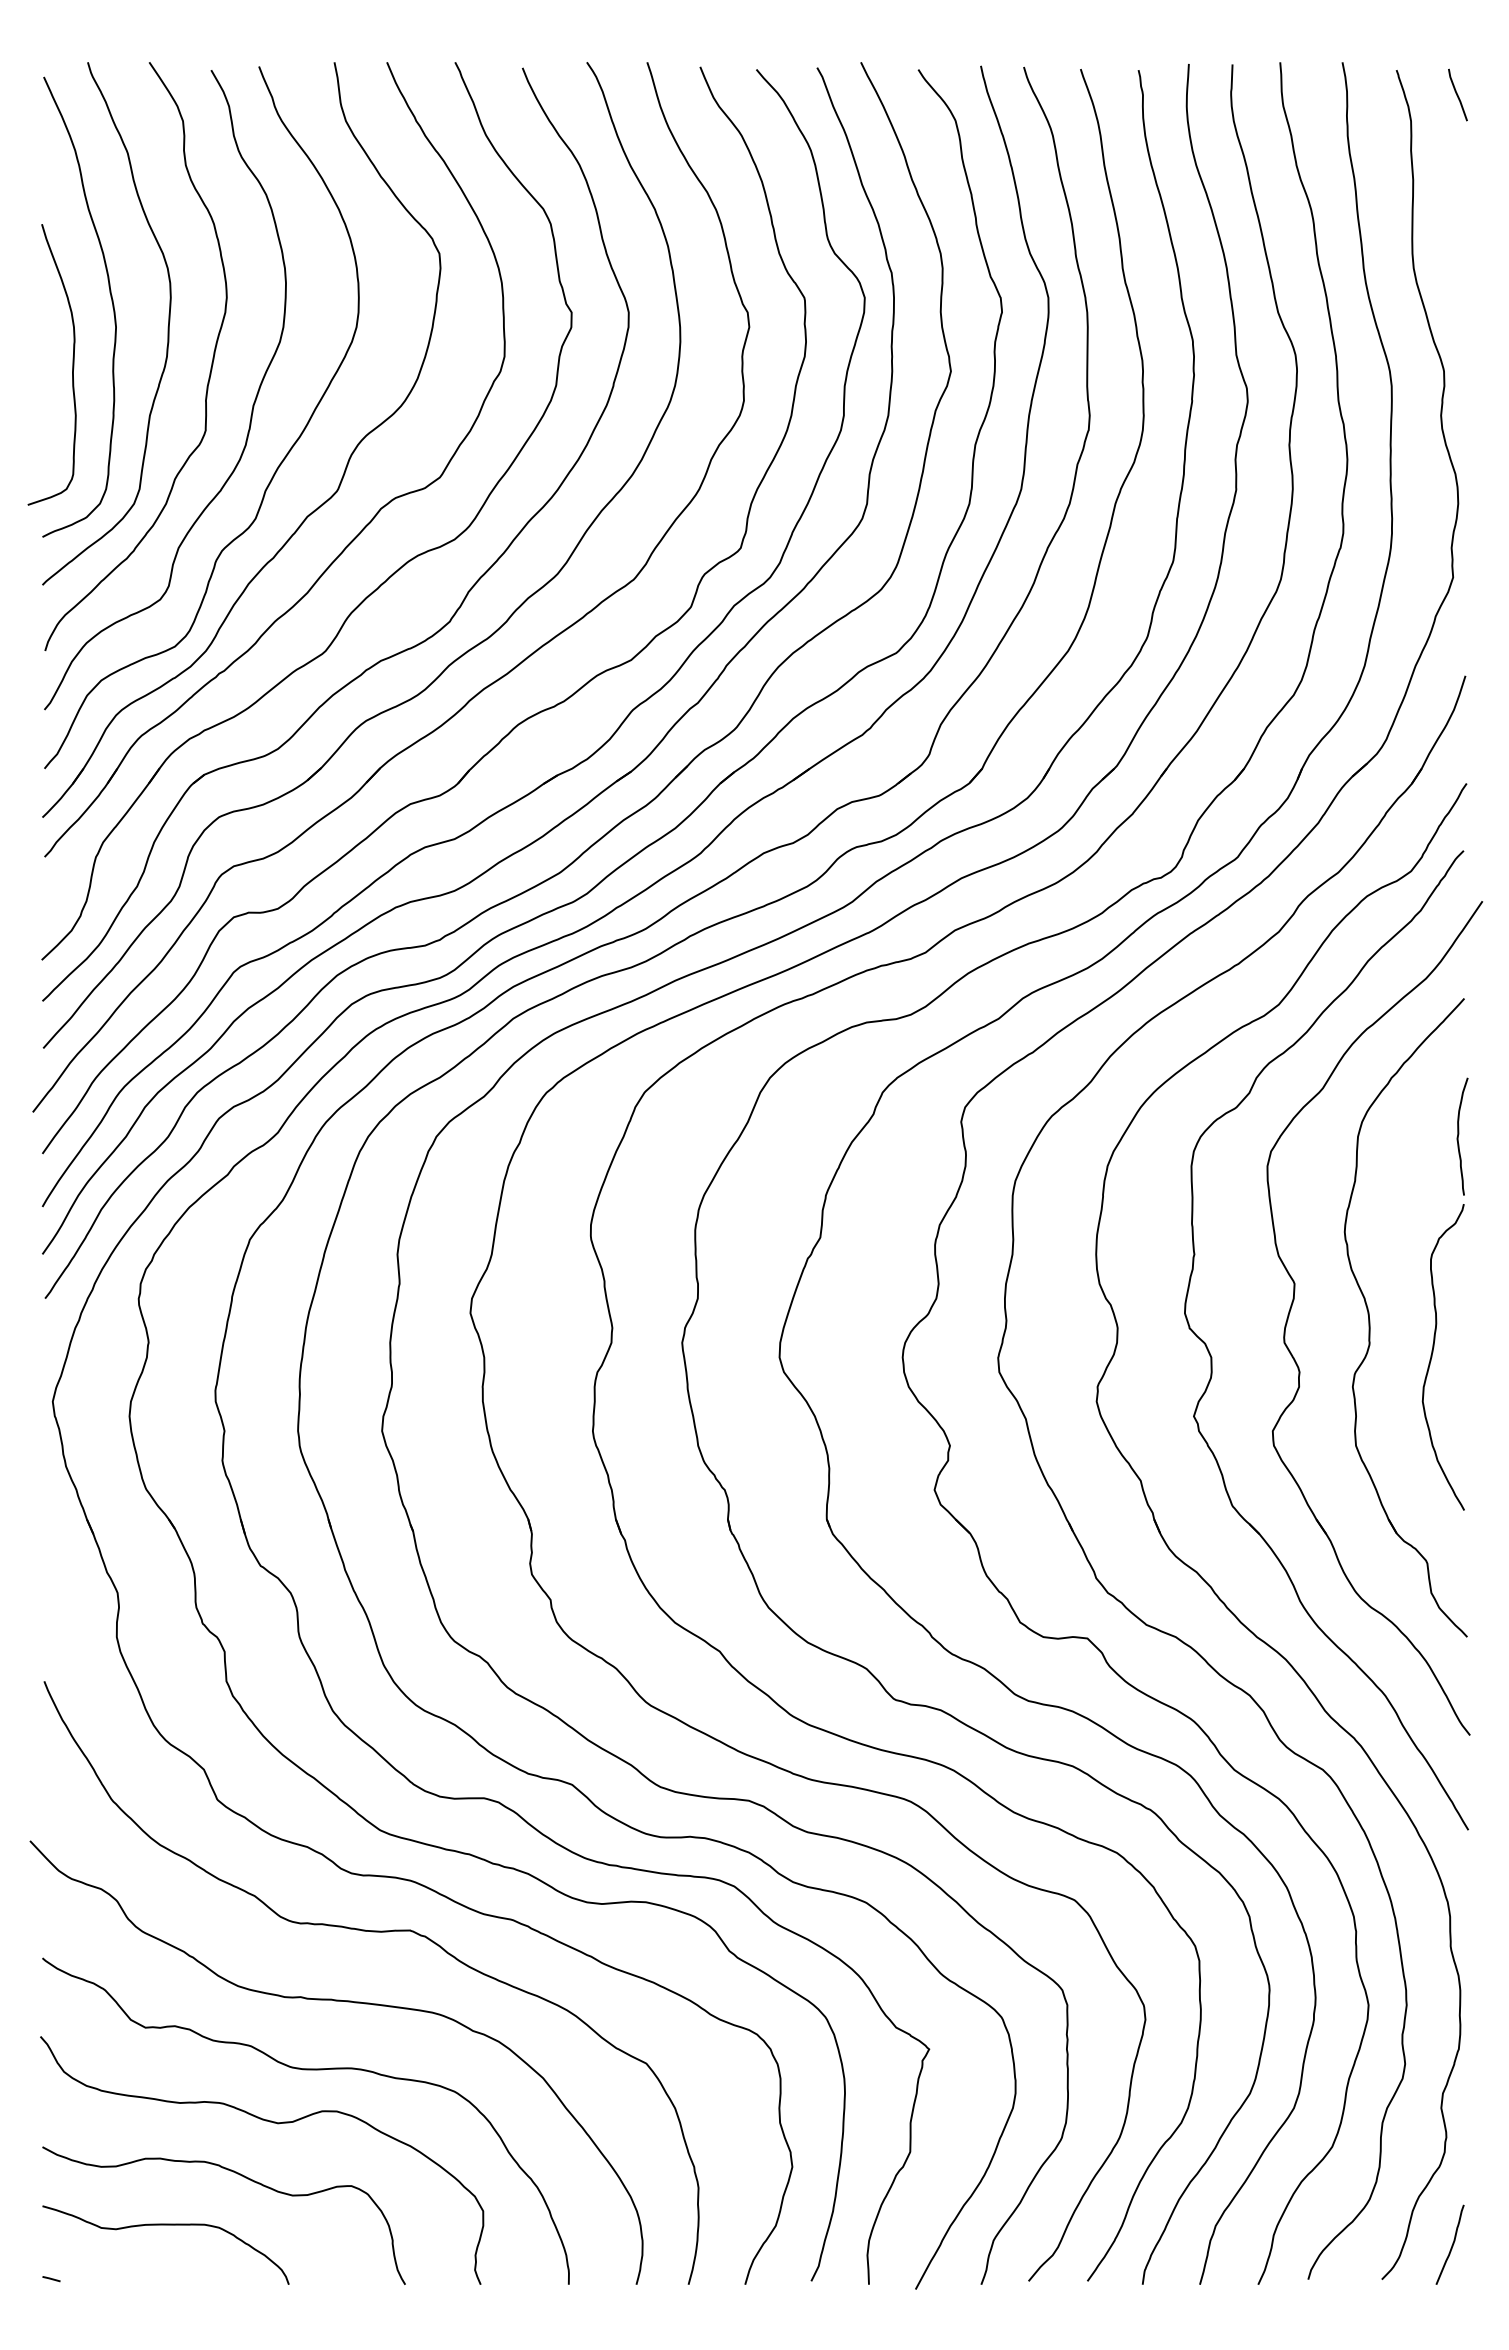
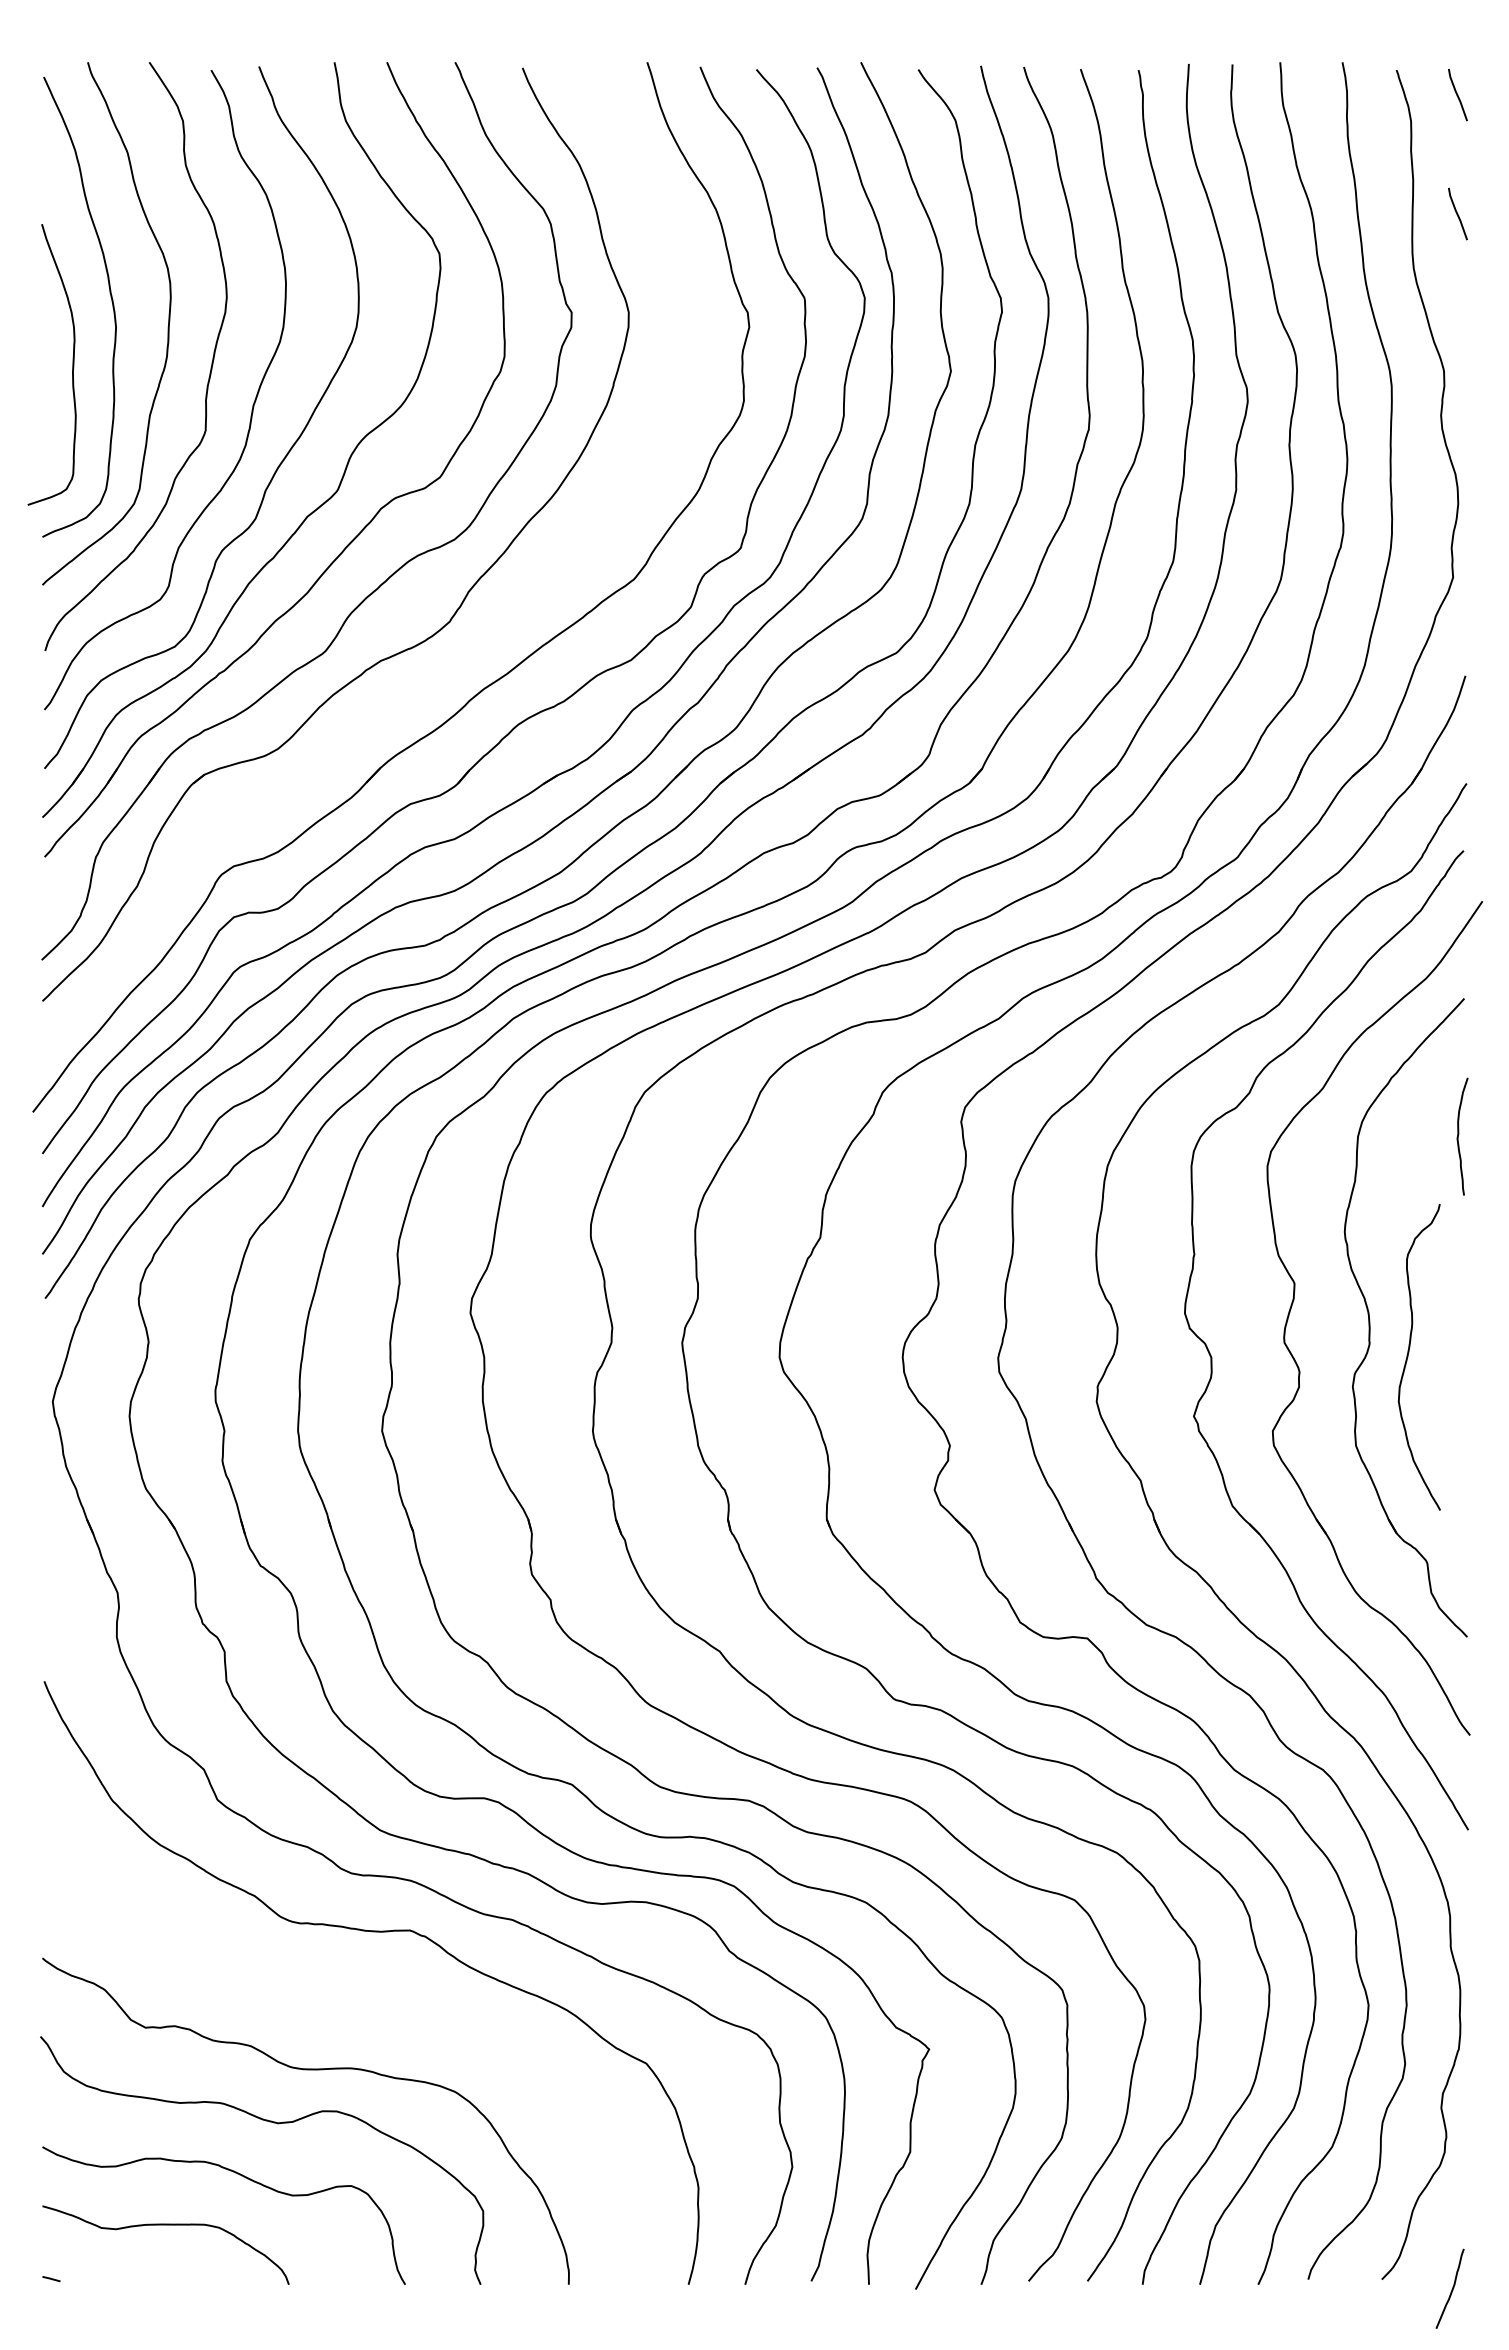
line: none -> present (1457, 213)
part: present -> none (448, 664)
curve position: (1432, 1357) -> (1408, 1357) (1408, 1357)
curve: present -> none (336, 2001)
curve position: (1451, 2245) -> (1451, 2289) (1451, 2289)
